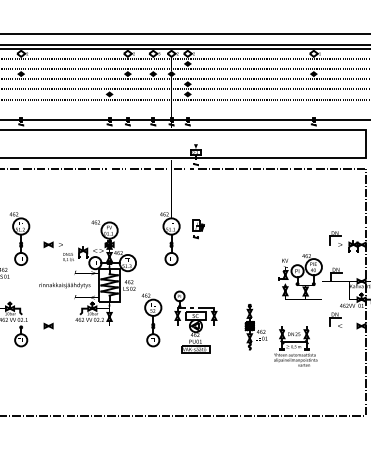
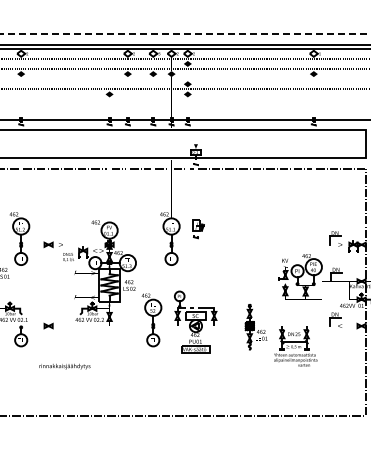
line: solid -> dashed (185, 34)
line: present -> none (184, 79)
line: present -> none (184, 99)
text position: (64, 285) -> (64, 366) (64, 366)
